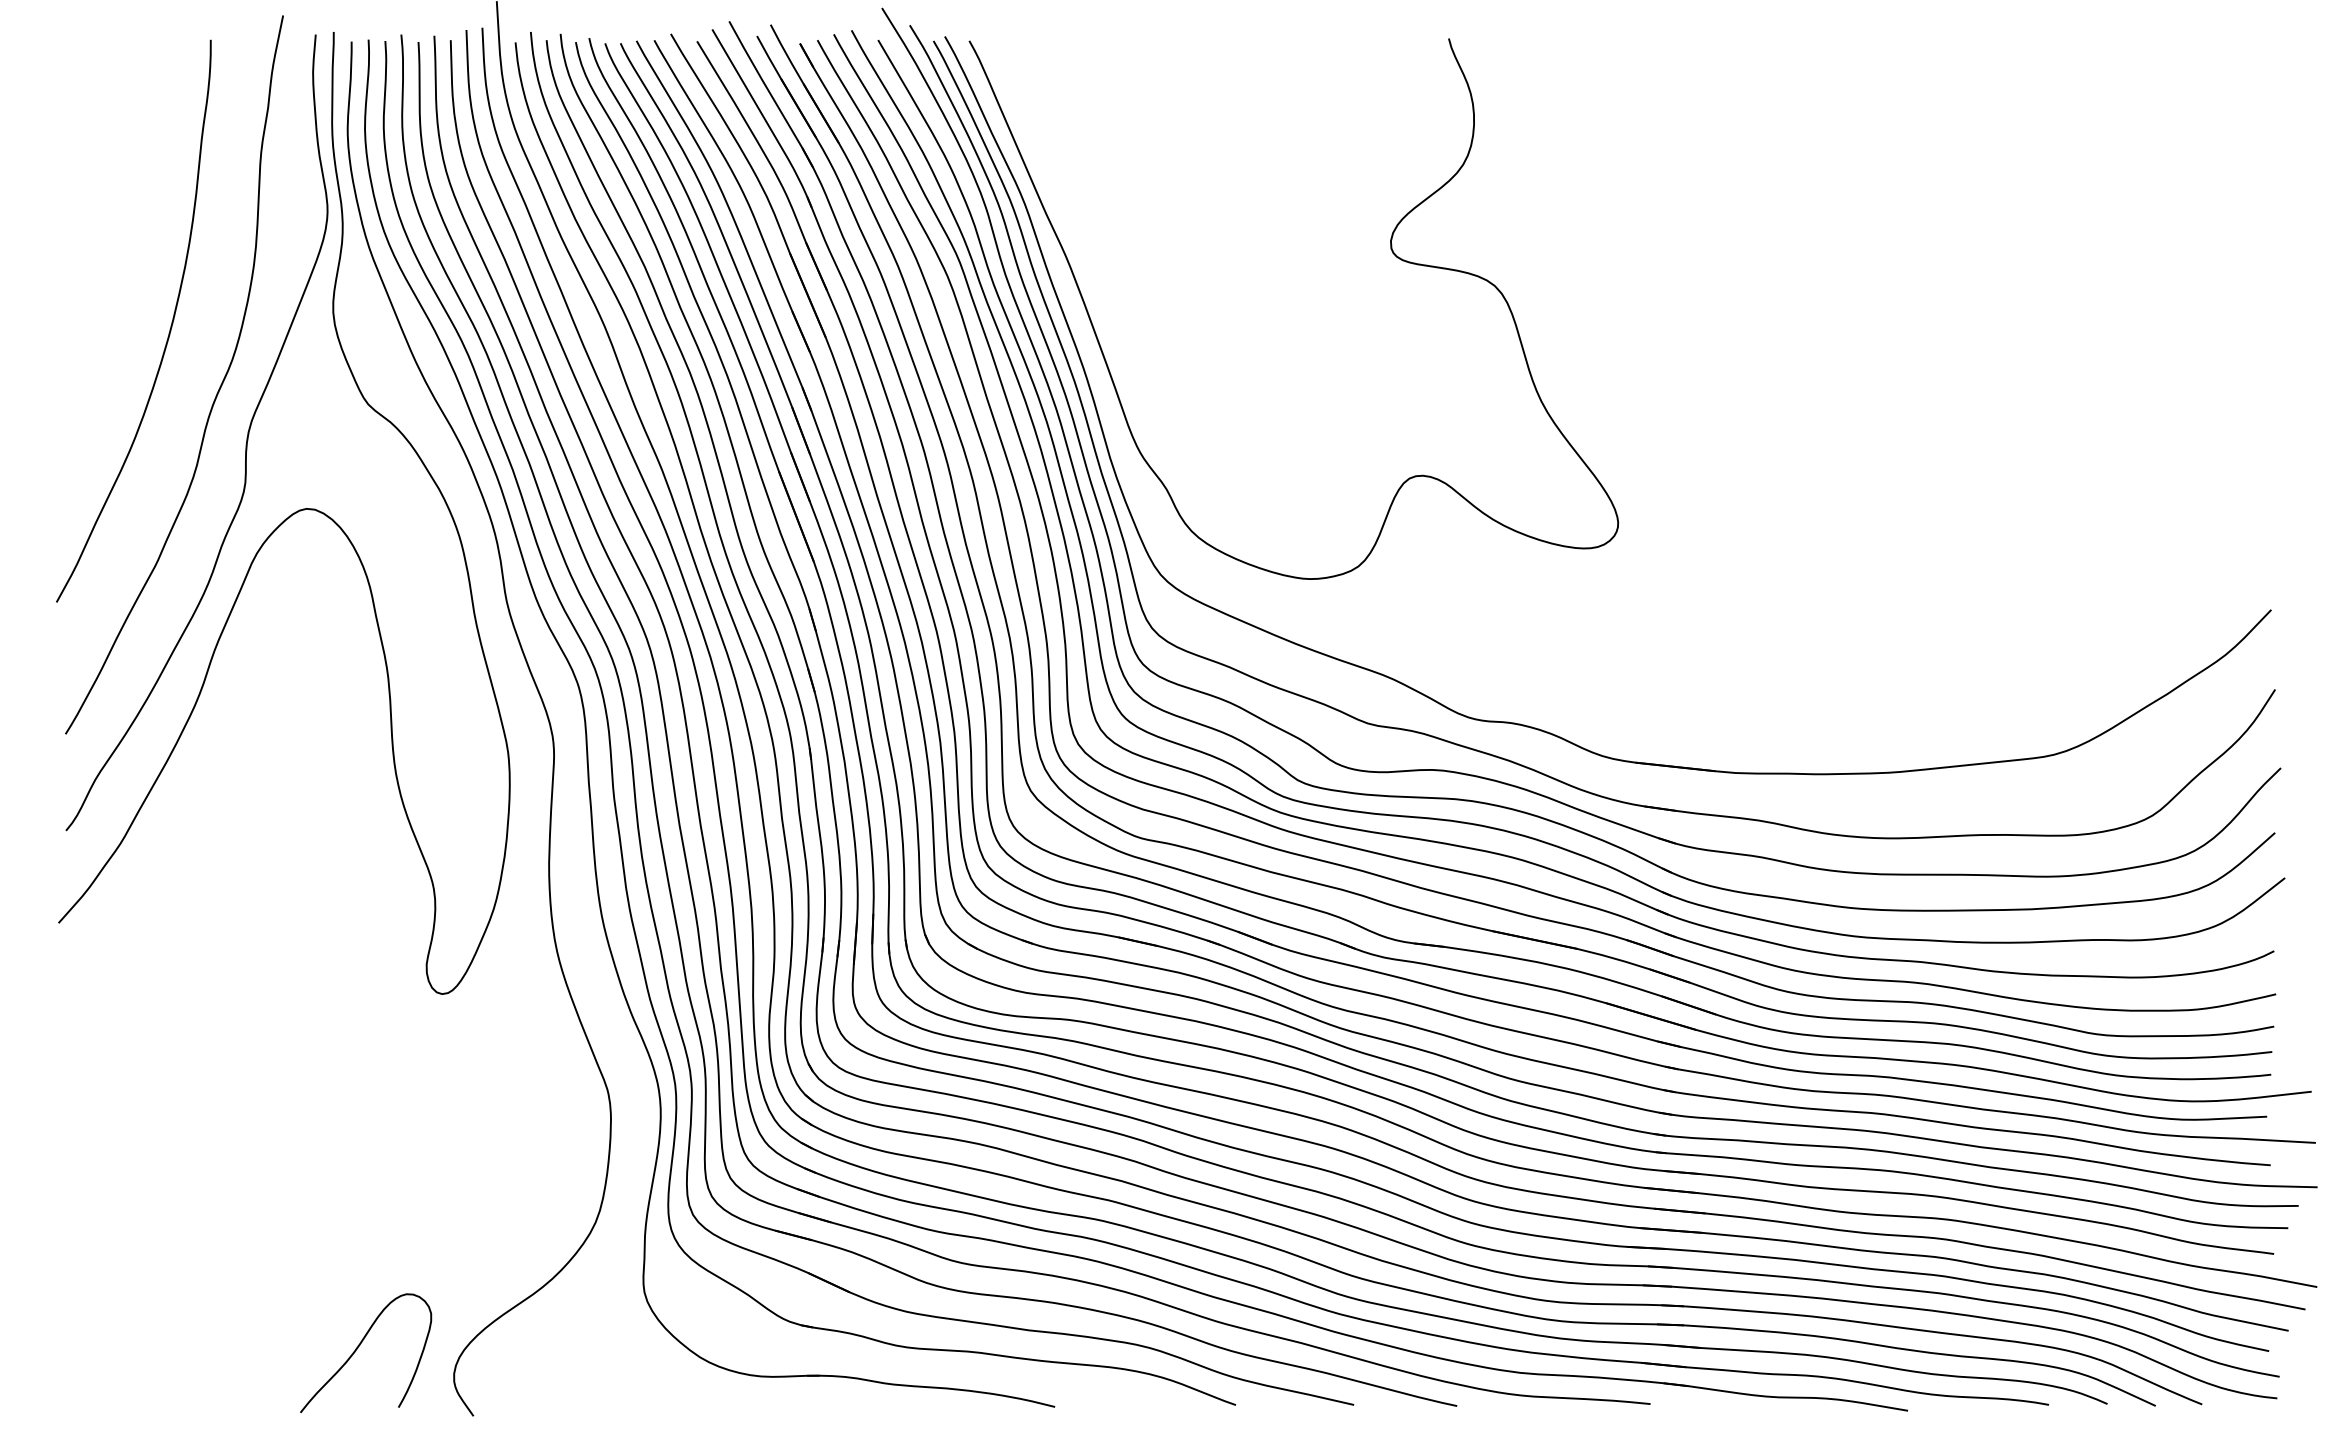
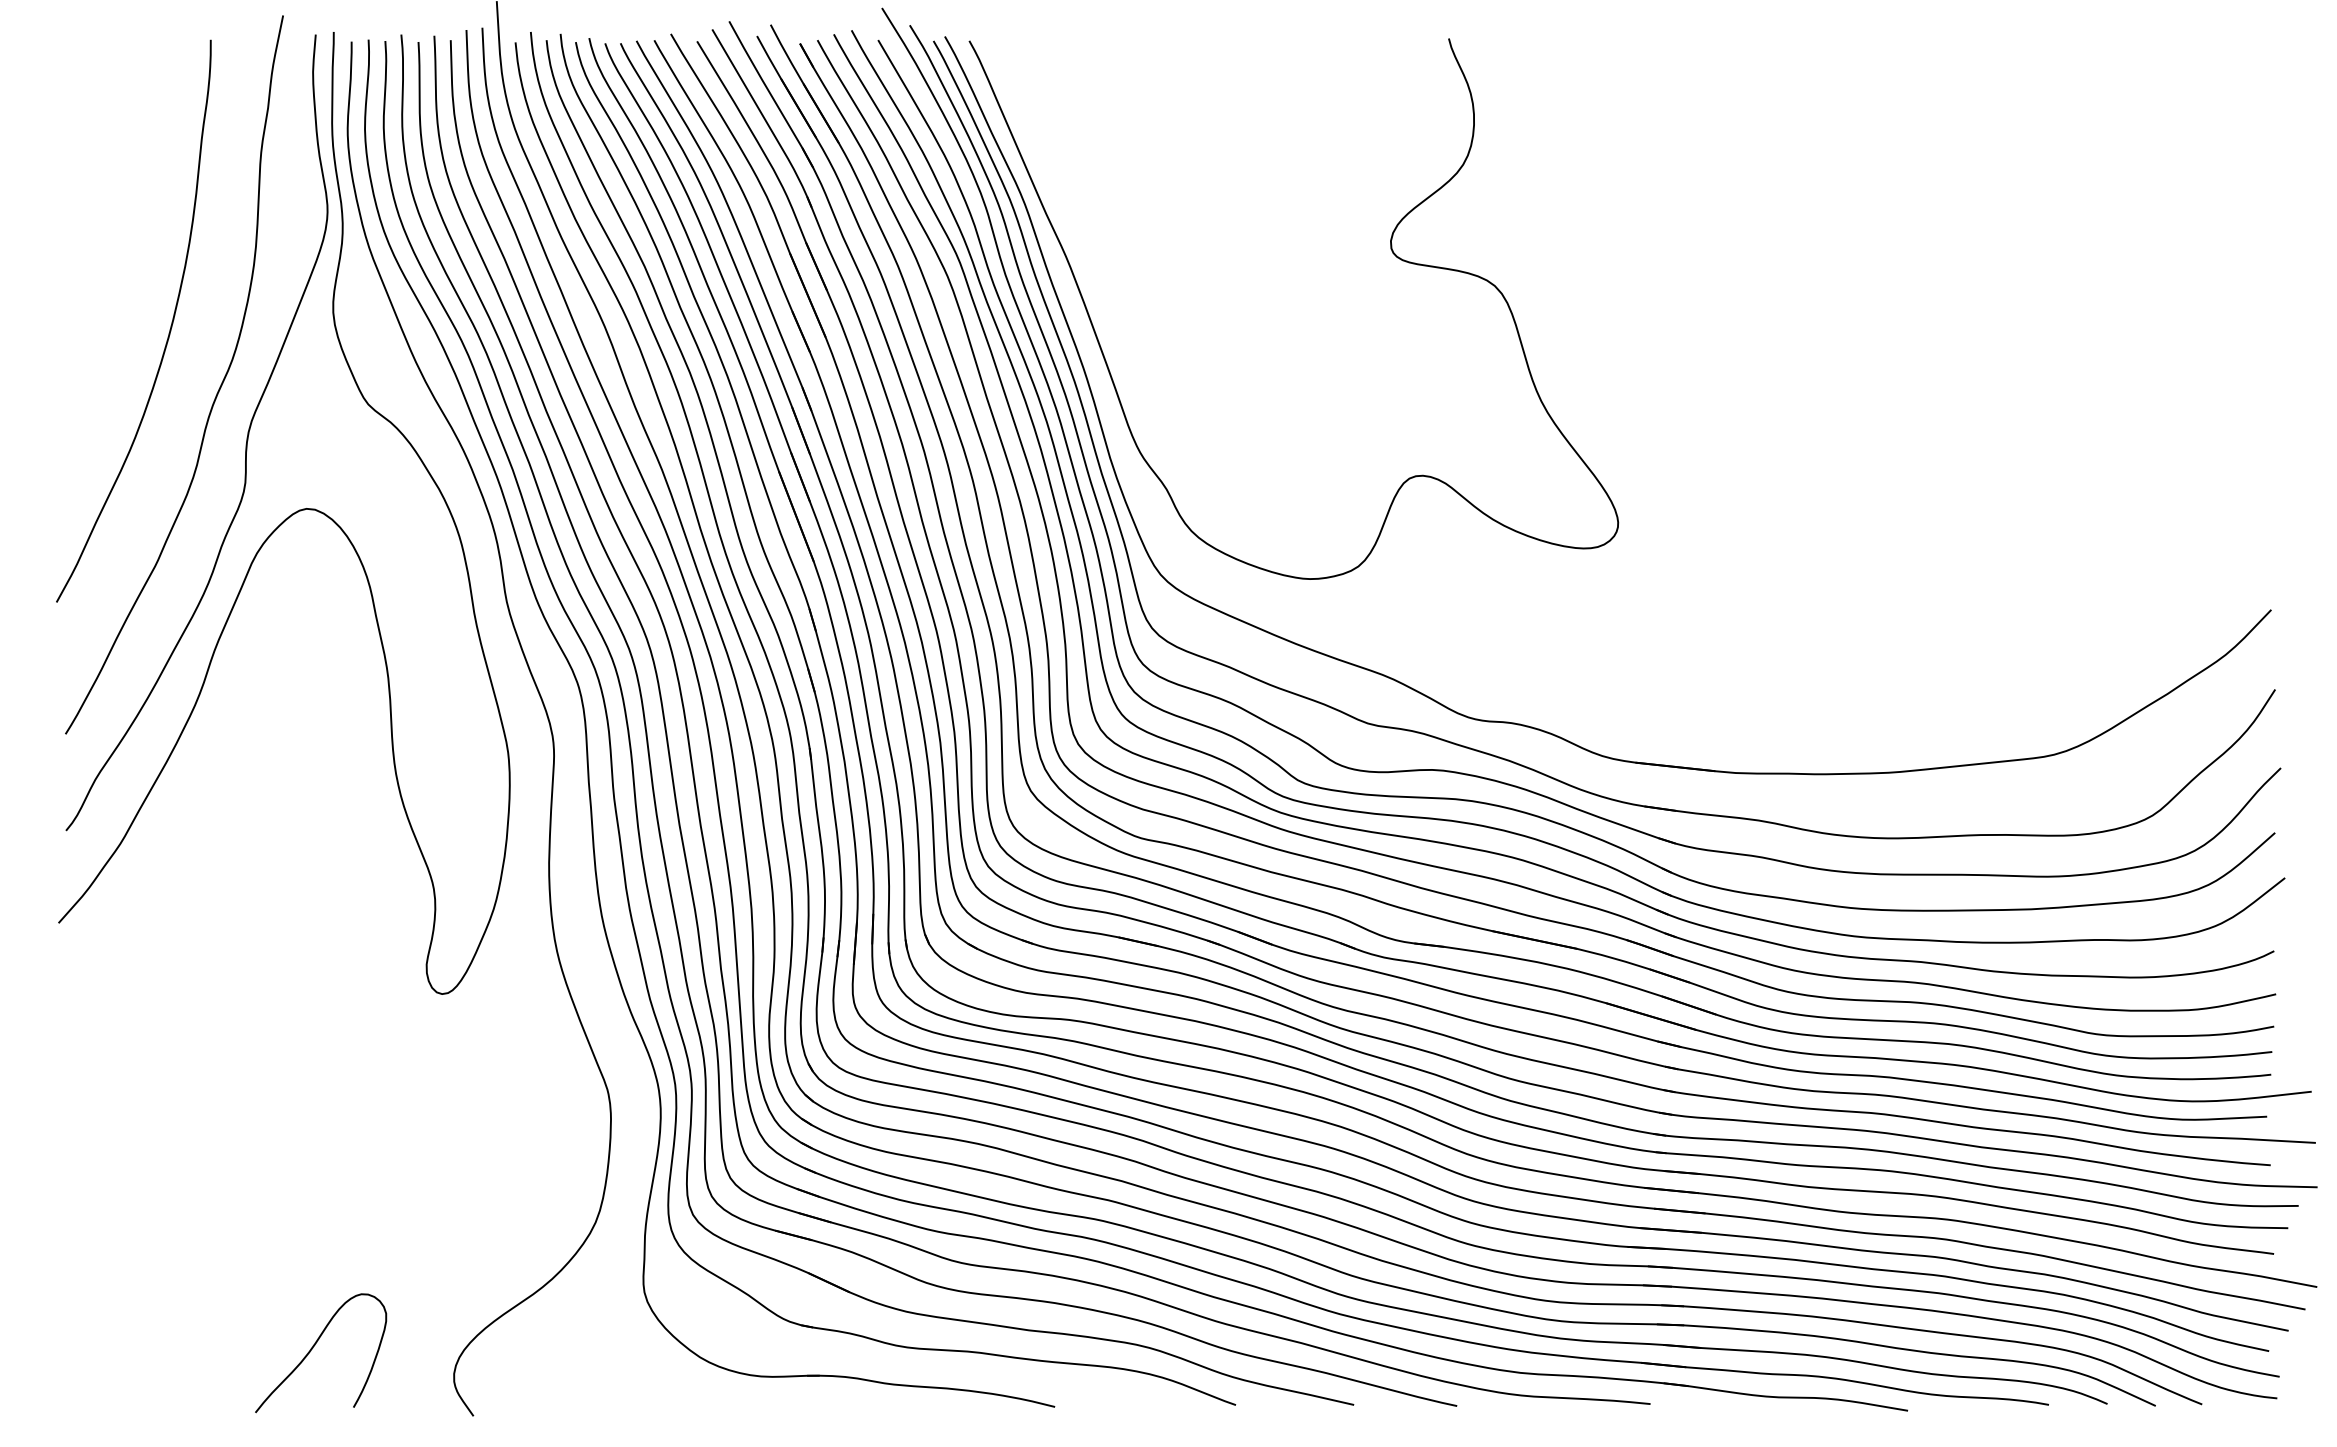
curve position: (358, 1348) -> (313, 1348) (313, 1348)
